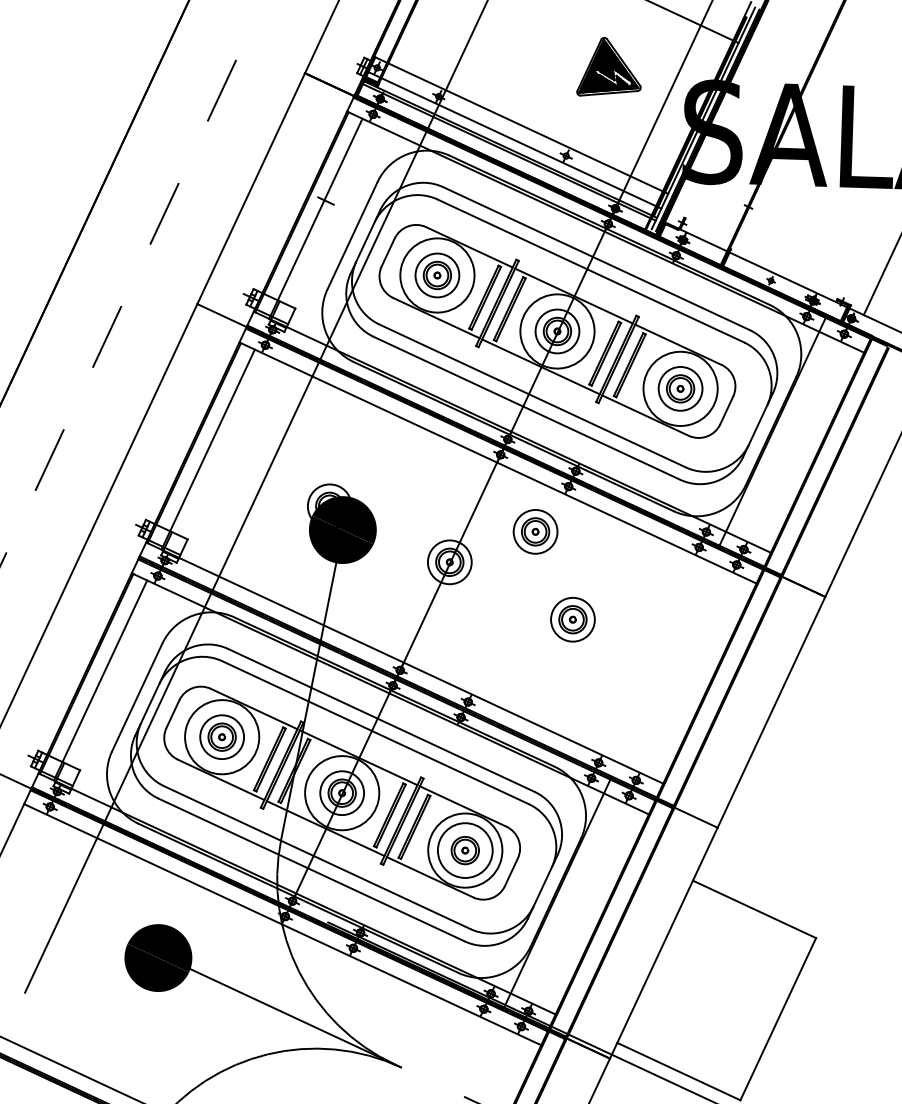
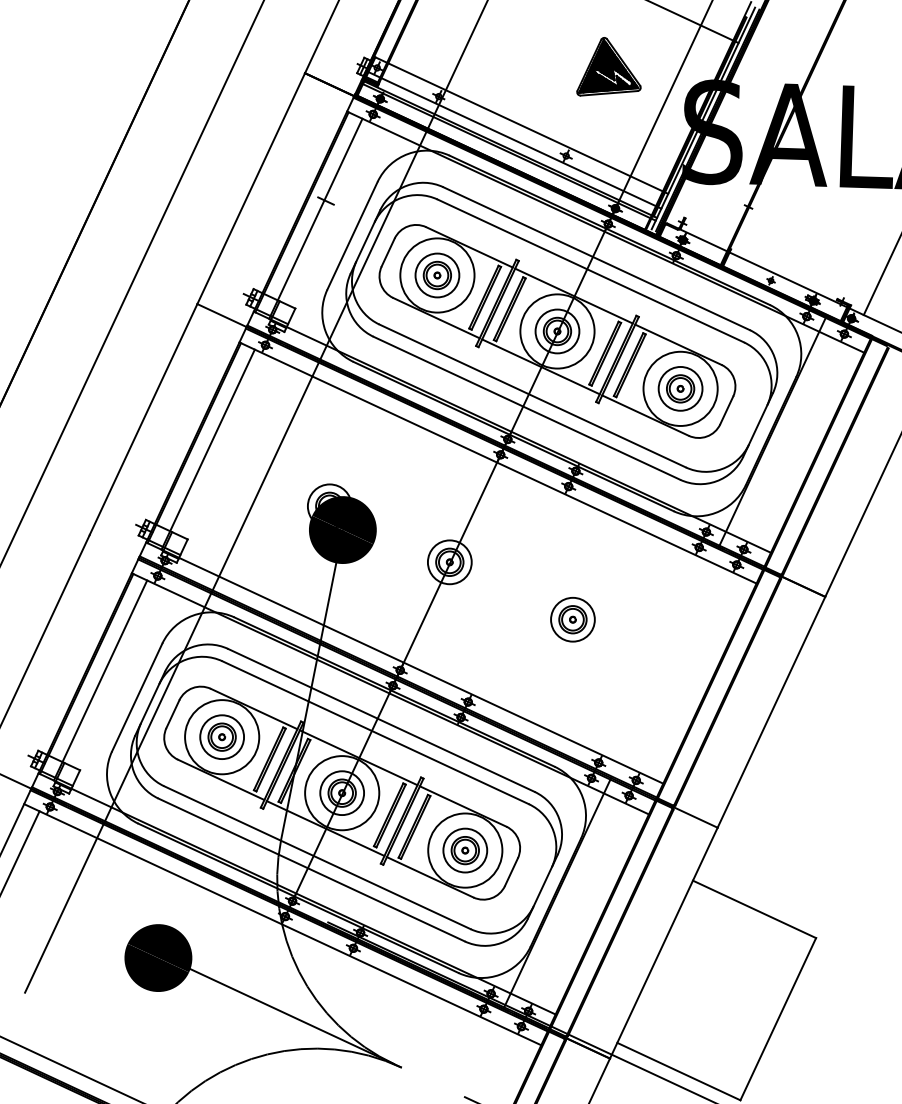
line: dashed -> solid (132, 282)
part: present -> none (535, 531)
circle diameter: 55 px -> 44 px (465, 850)
line: none -> present (20, 851)
